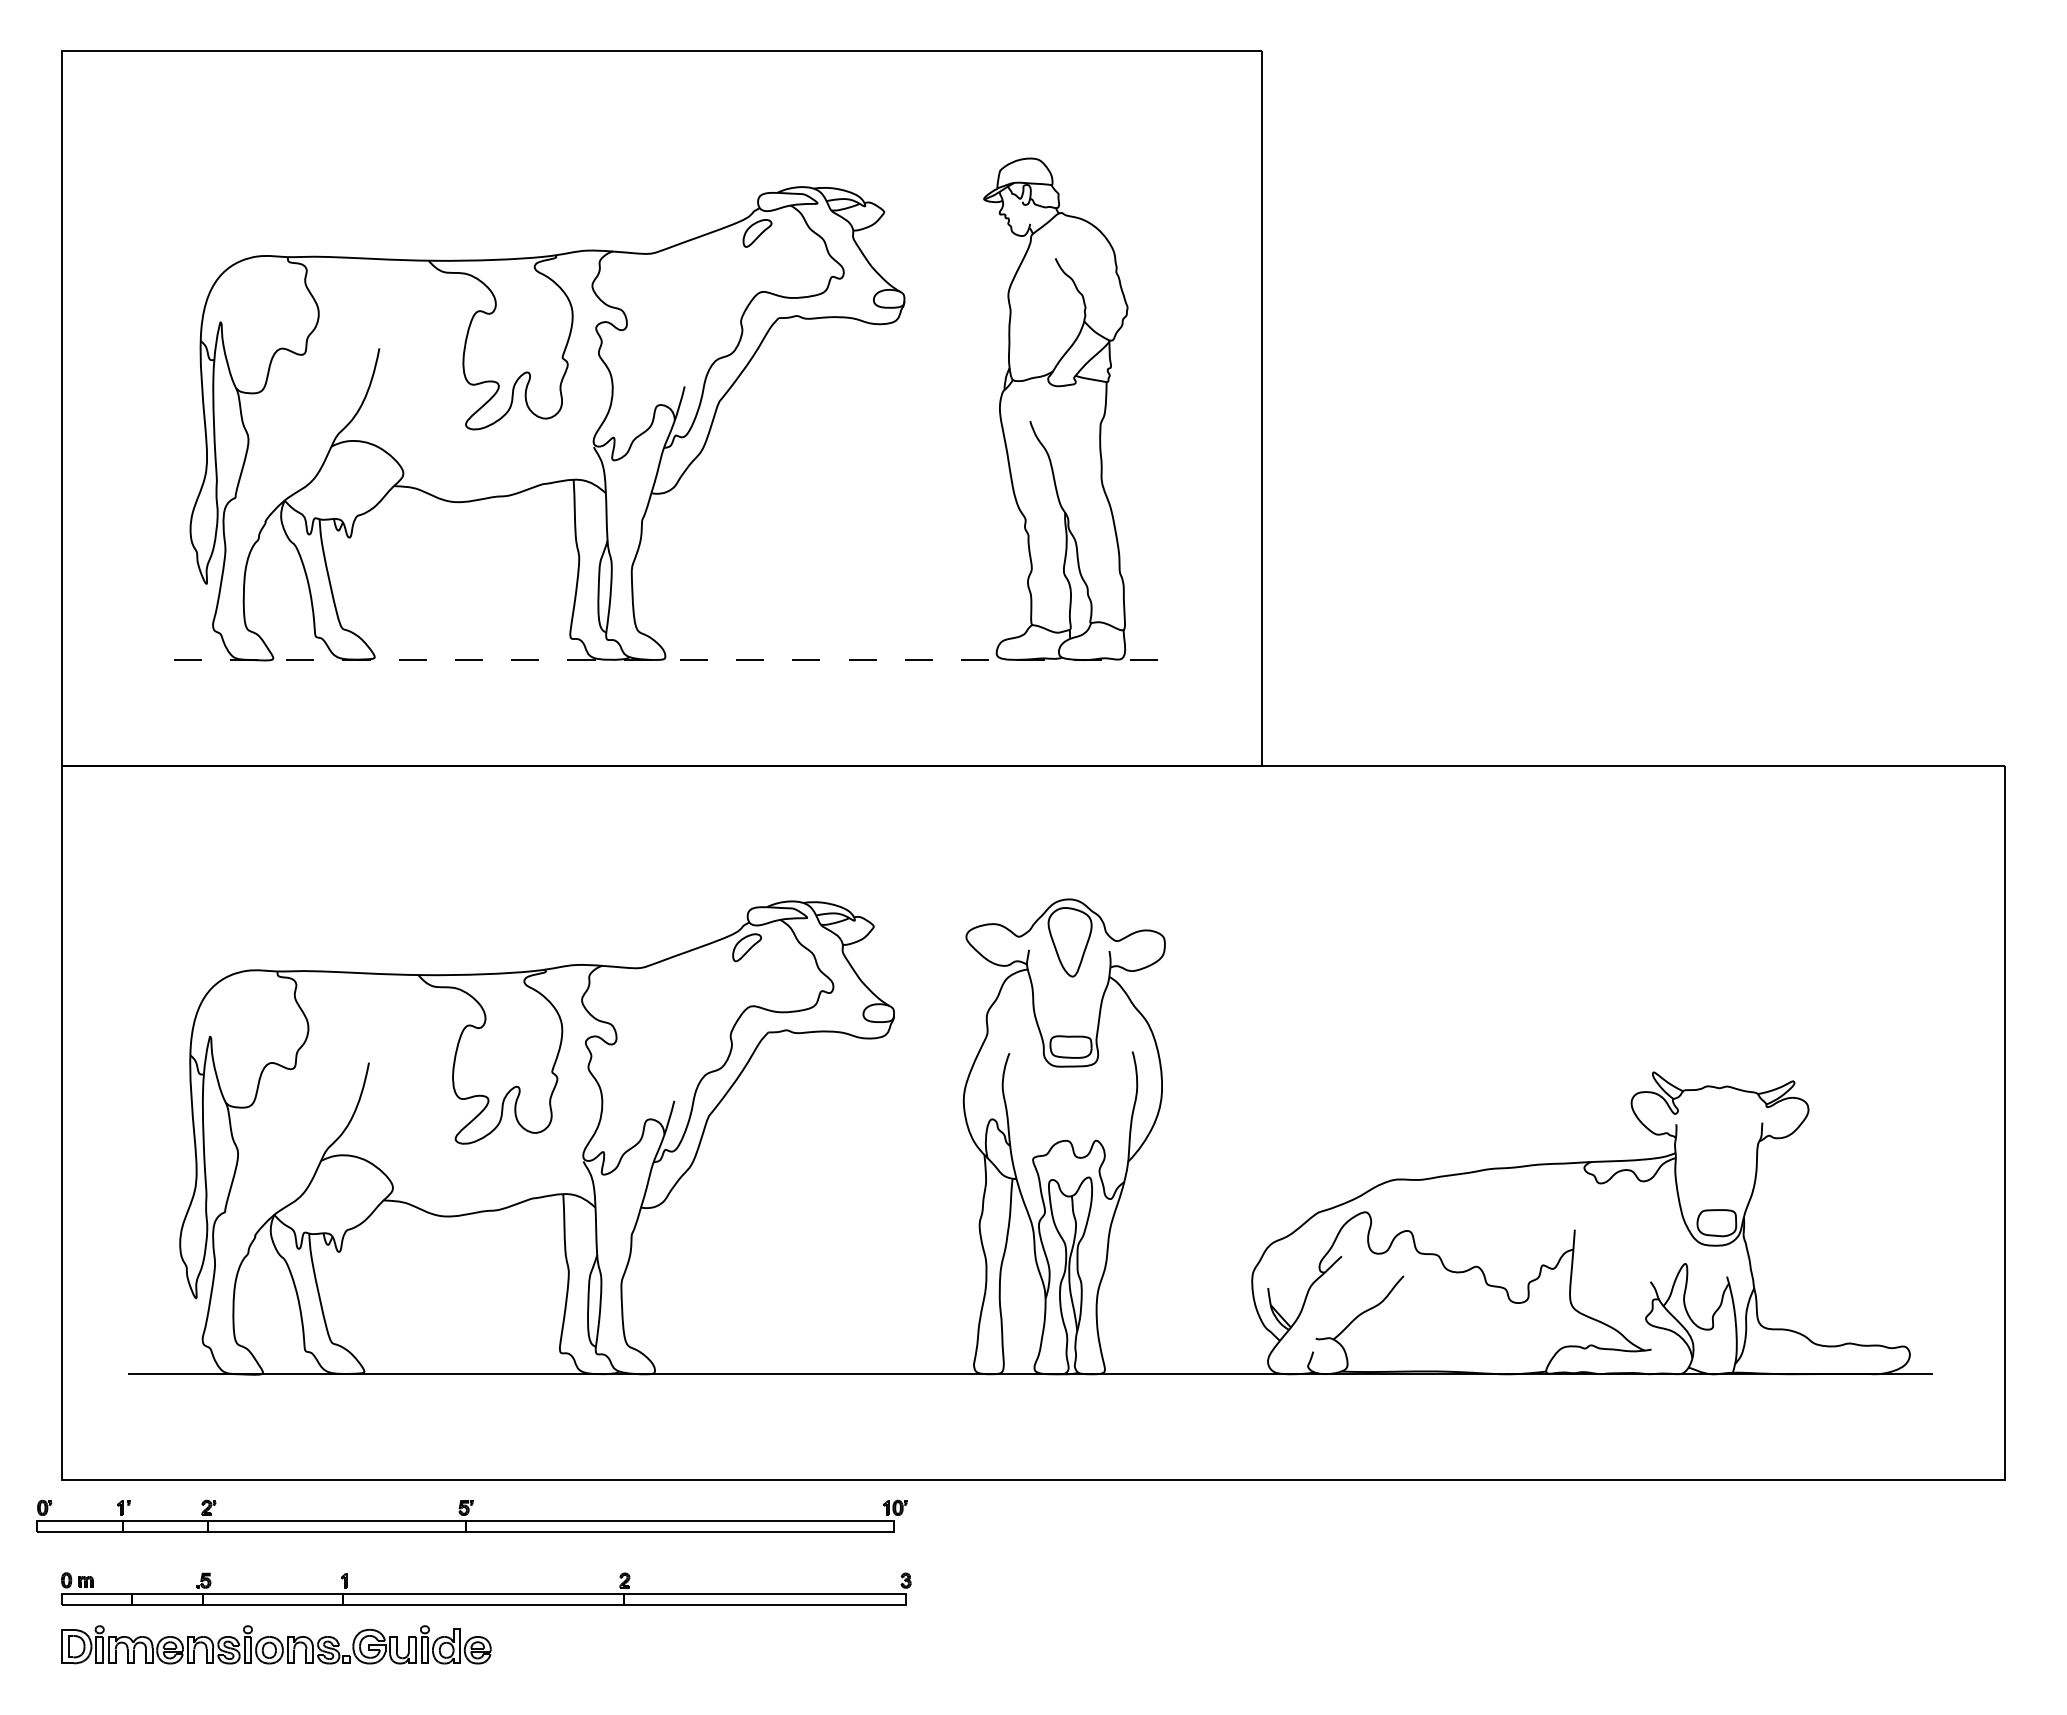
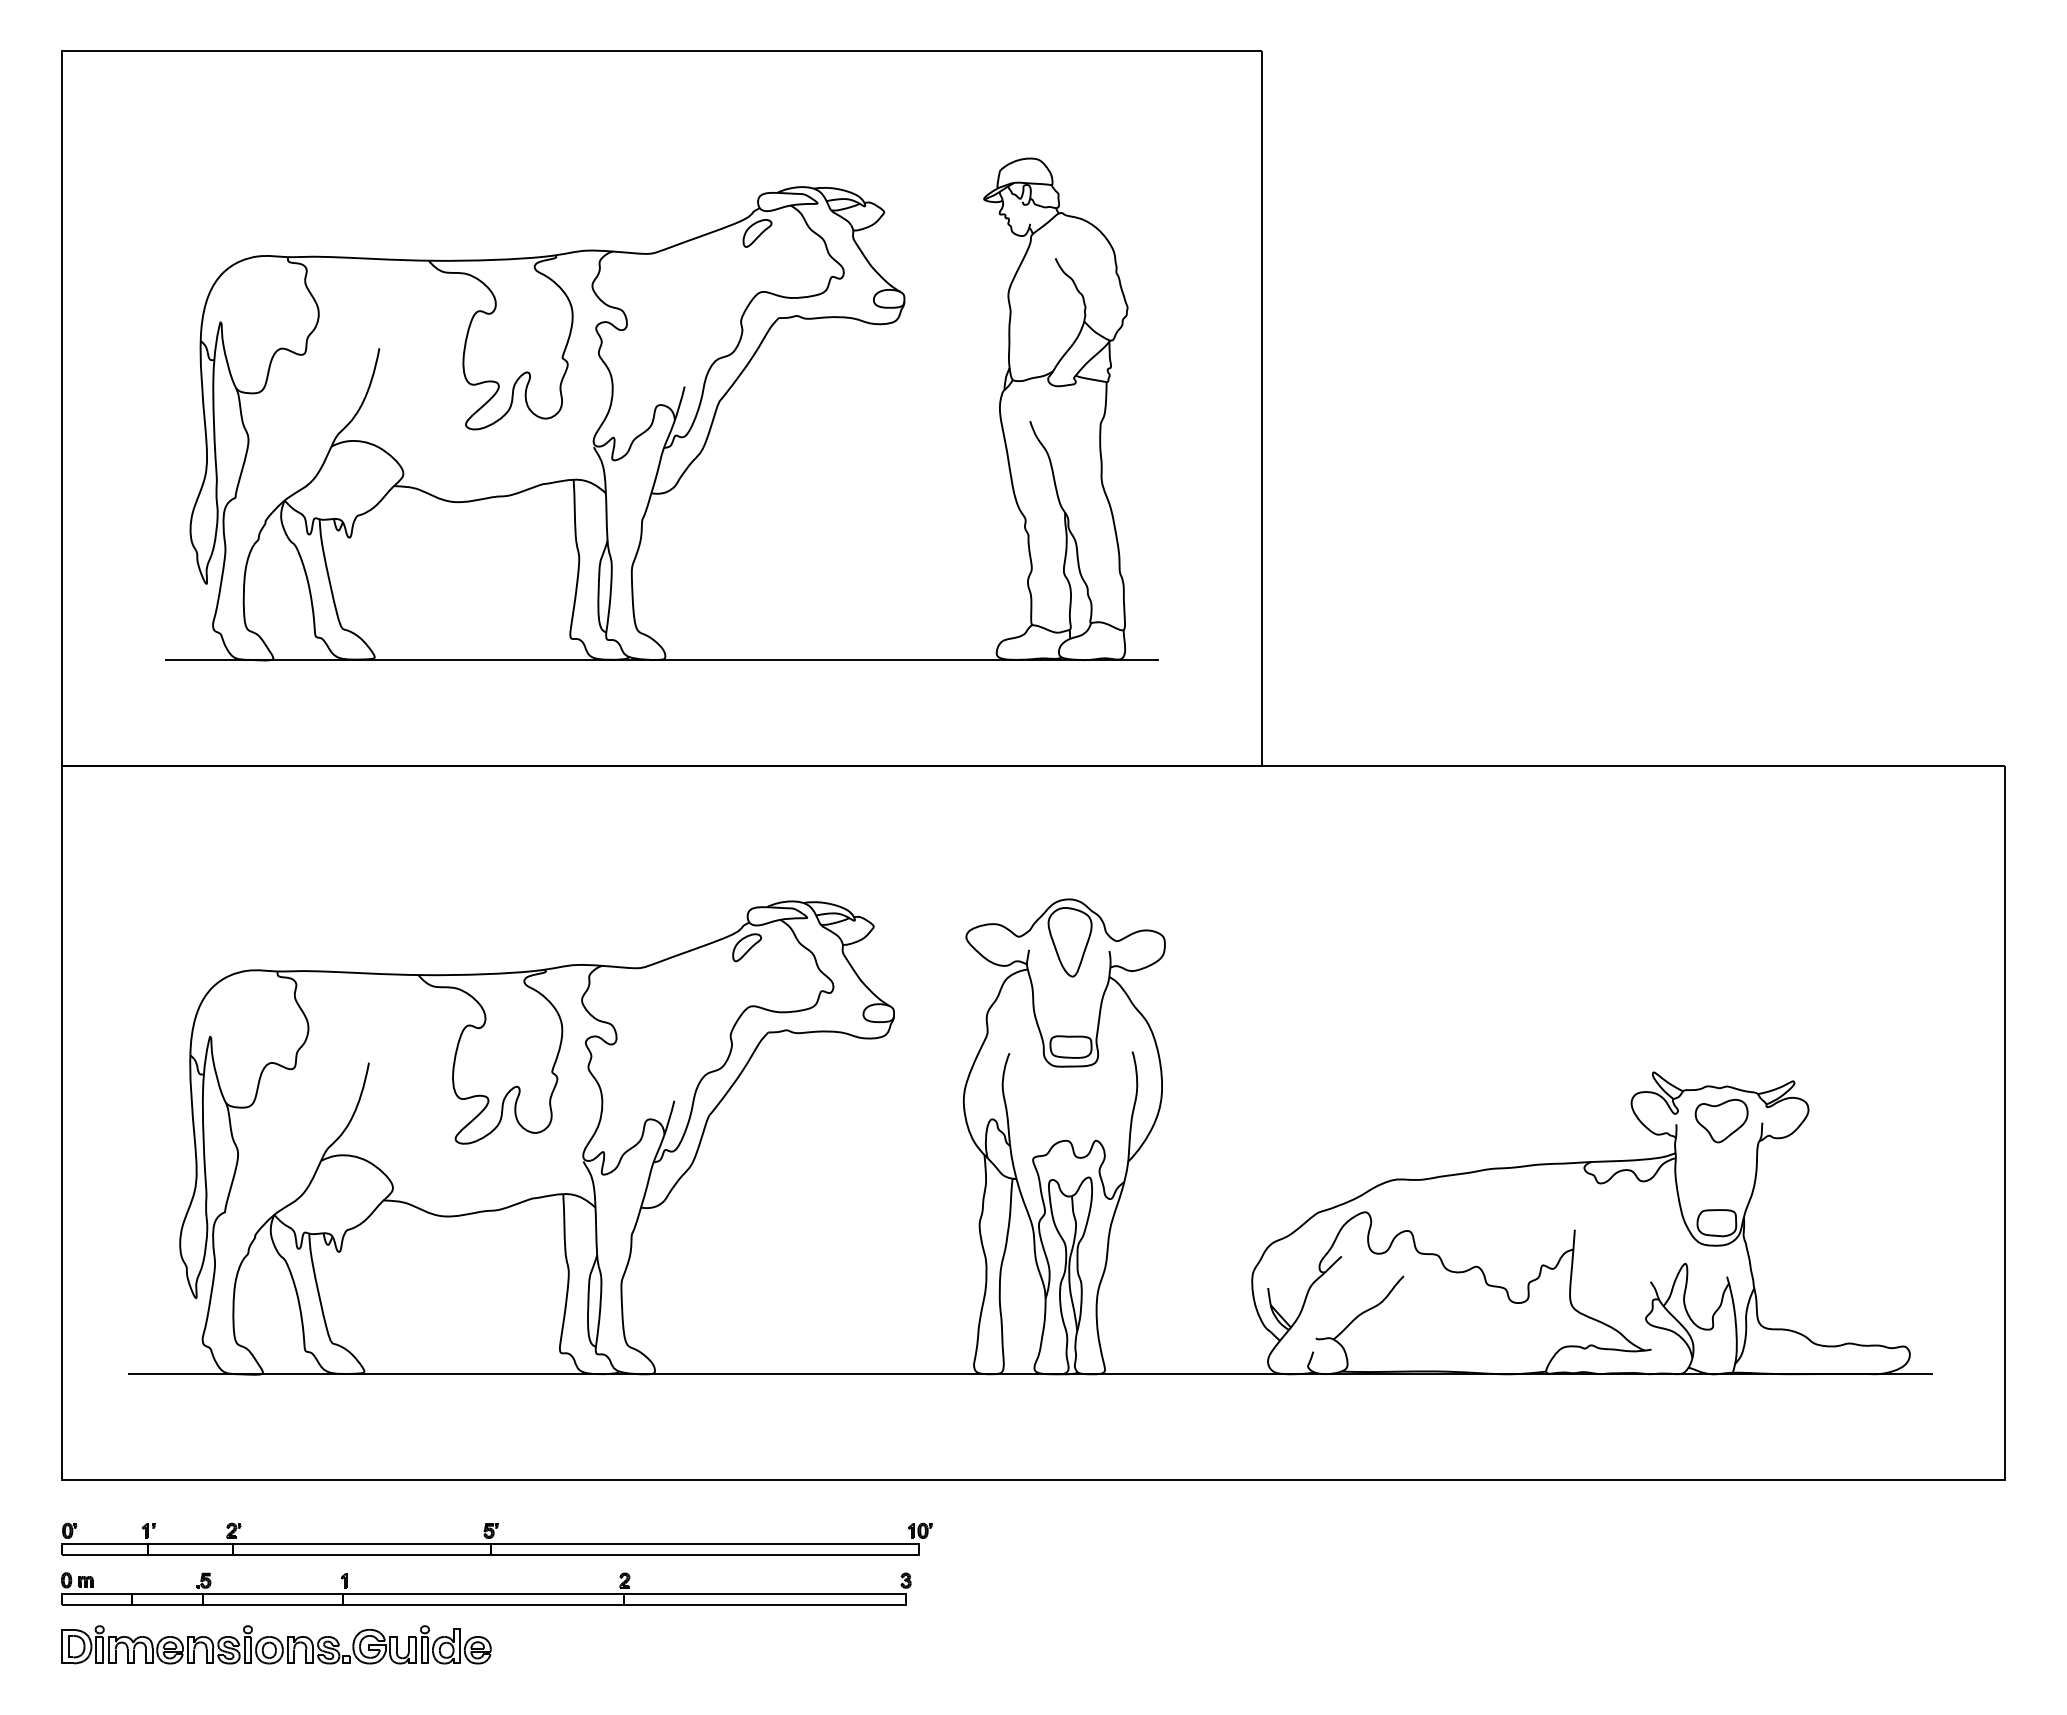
line: dashed -> solid (662, 659)
part: none -> present (1721, 1121)
part position: (471, 1515) -> (496, 1538) (496, 1538)
